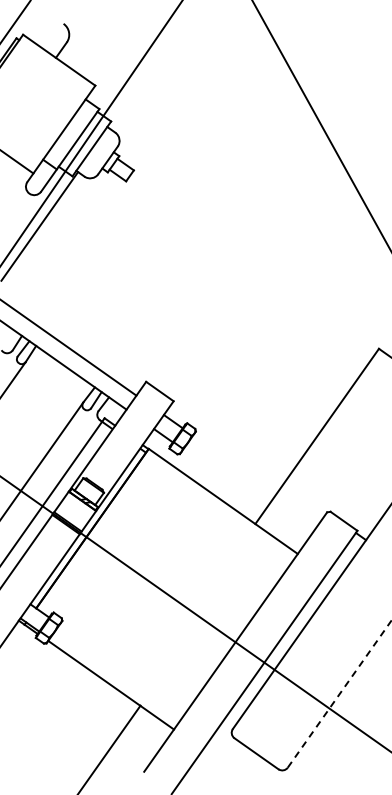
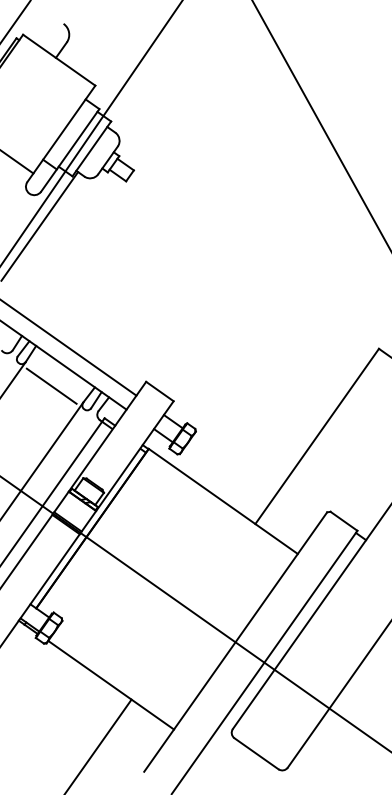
line: none -> present (51, 386)
line: dashed -> solid (339, 694)
line position: (109, 748) -> (98, 745) (98, 745)
